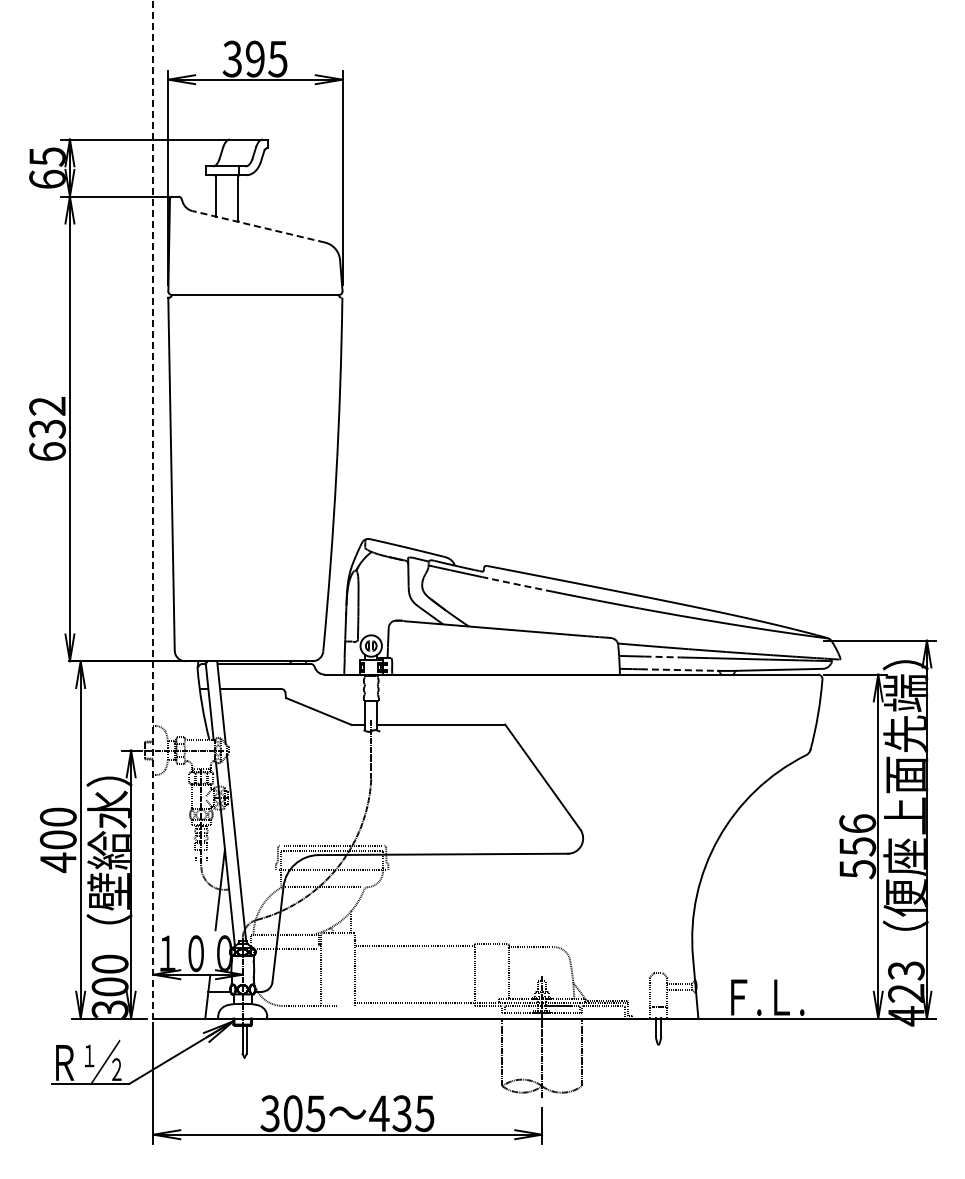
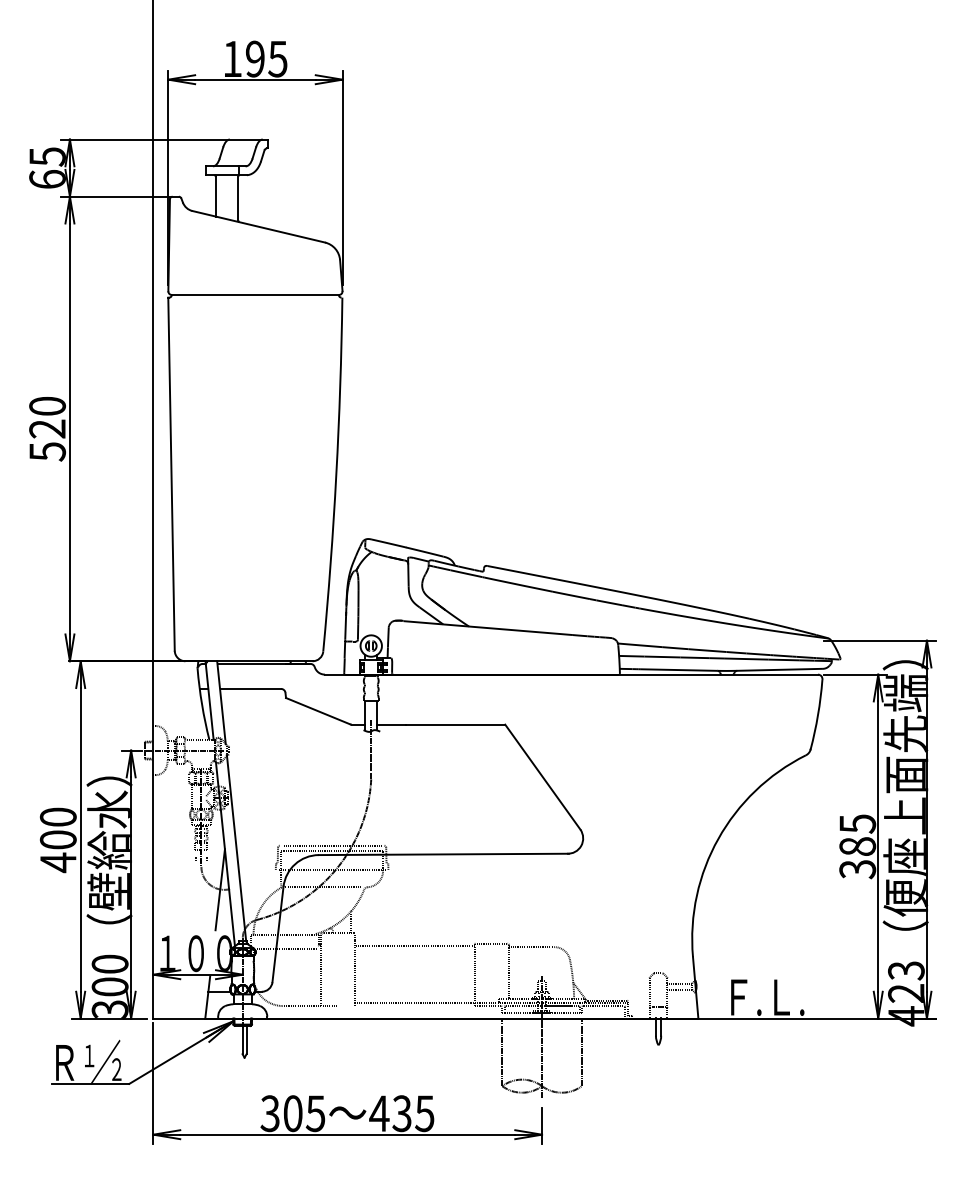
text: 395 -> 195 (231, 58)
line: dashed -> solid (258, 226)
text: 632 -> 520 (47, 428)
line: dashed -> solid (153, 509)
line: dashed -> solid (518, 584)
line: dashed -> solid (663, 657)
line: dashed -> solid (679, 670)
text: 556 -> 385 (857, 846)
